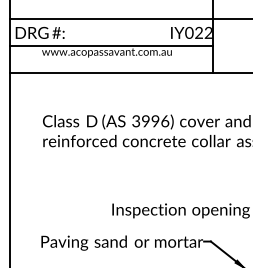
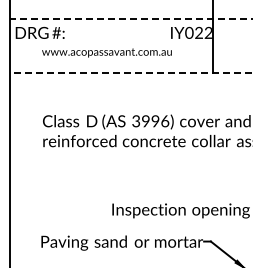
line: solid -> dashed (130, 19)
line: present -> none (110, 46)
line: solid -> dashed (130, 73)
